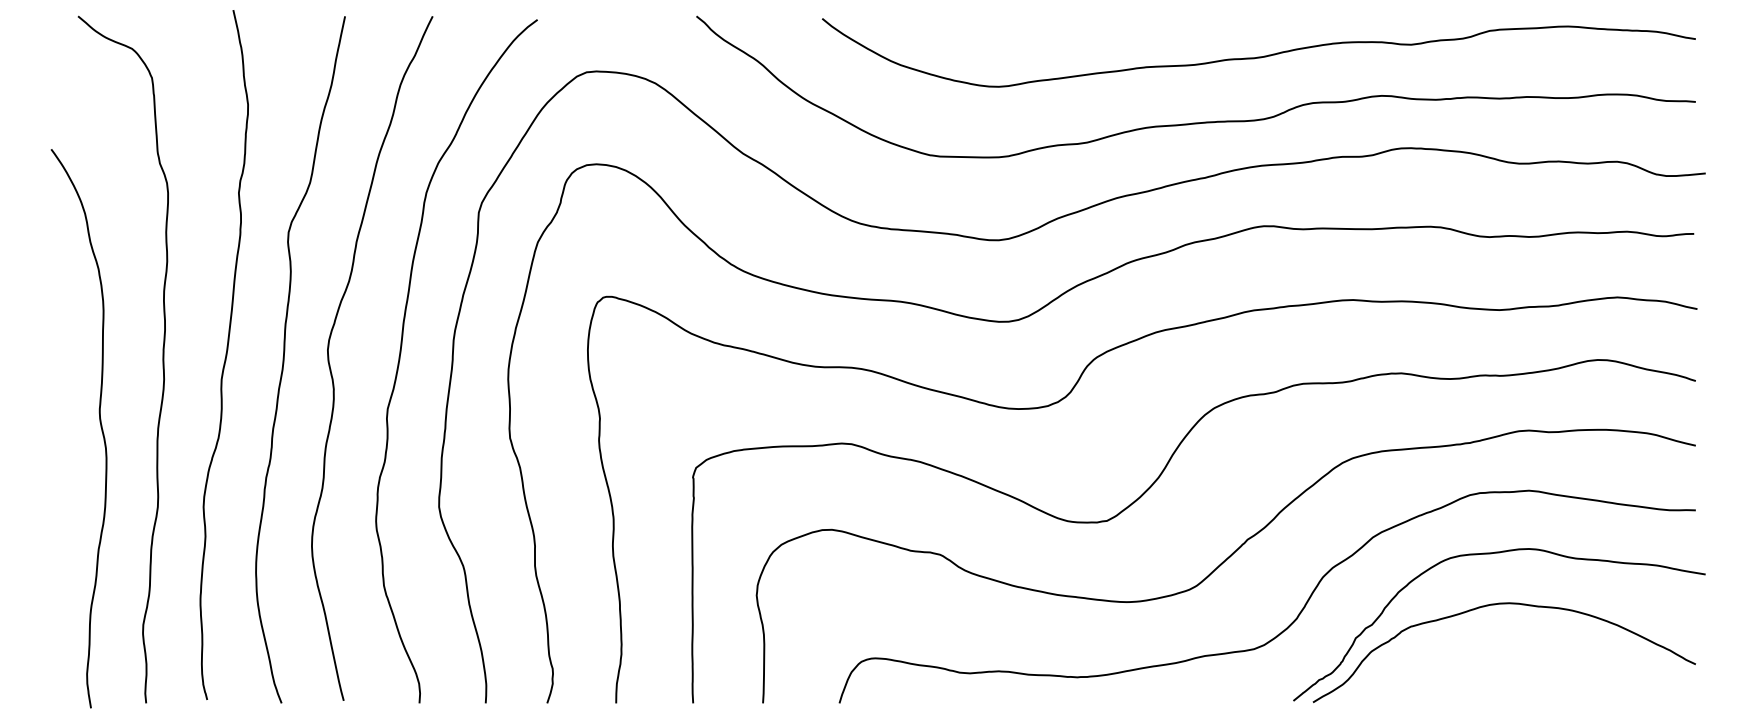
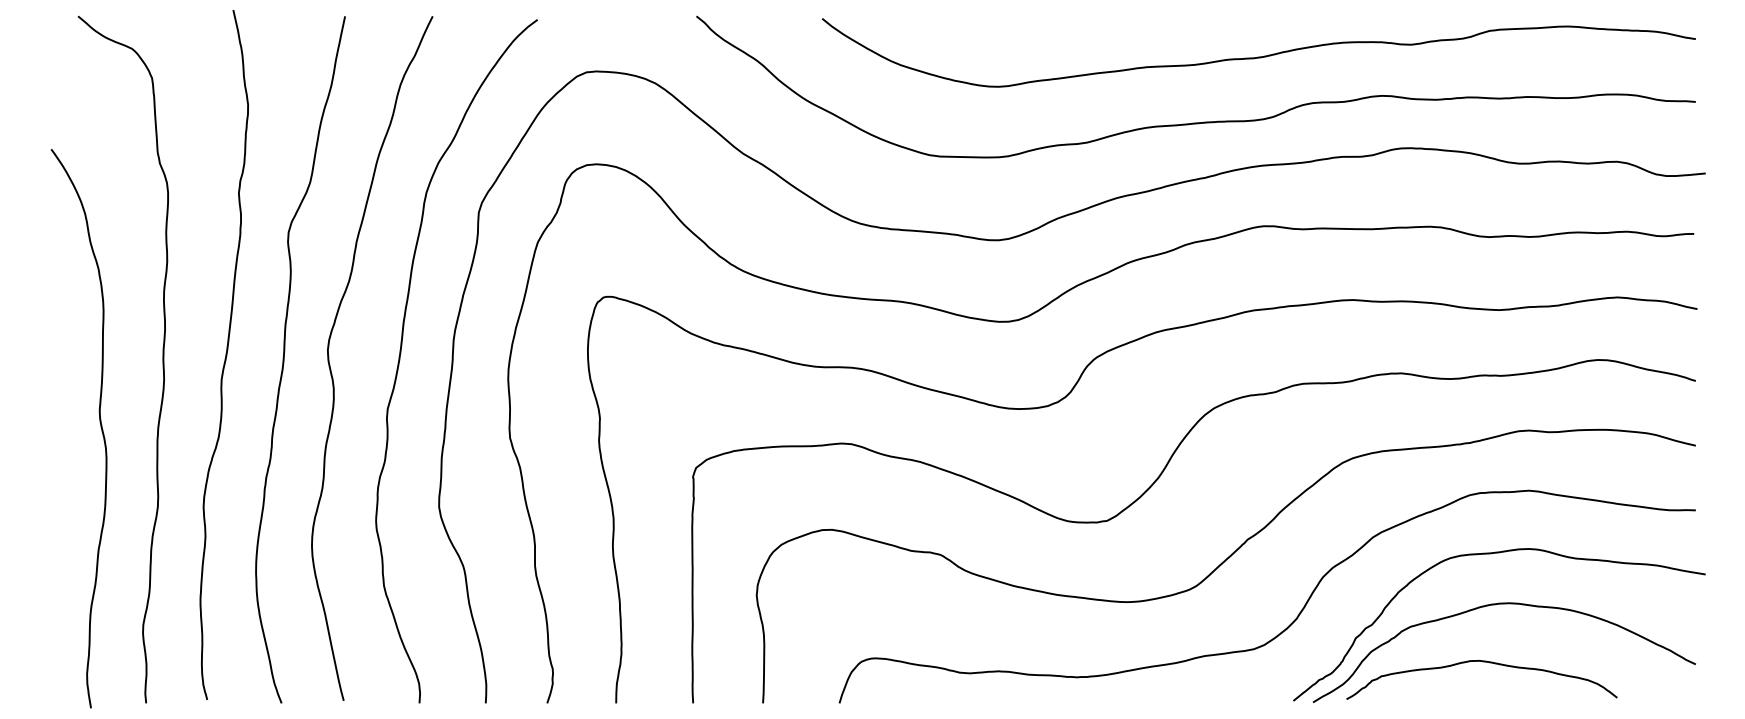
curve: none -> present (1482, 662)
